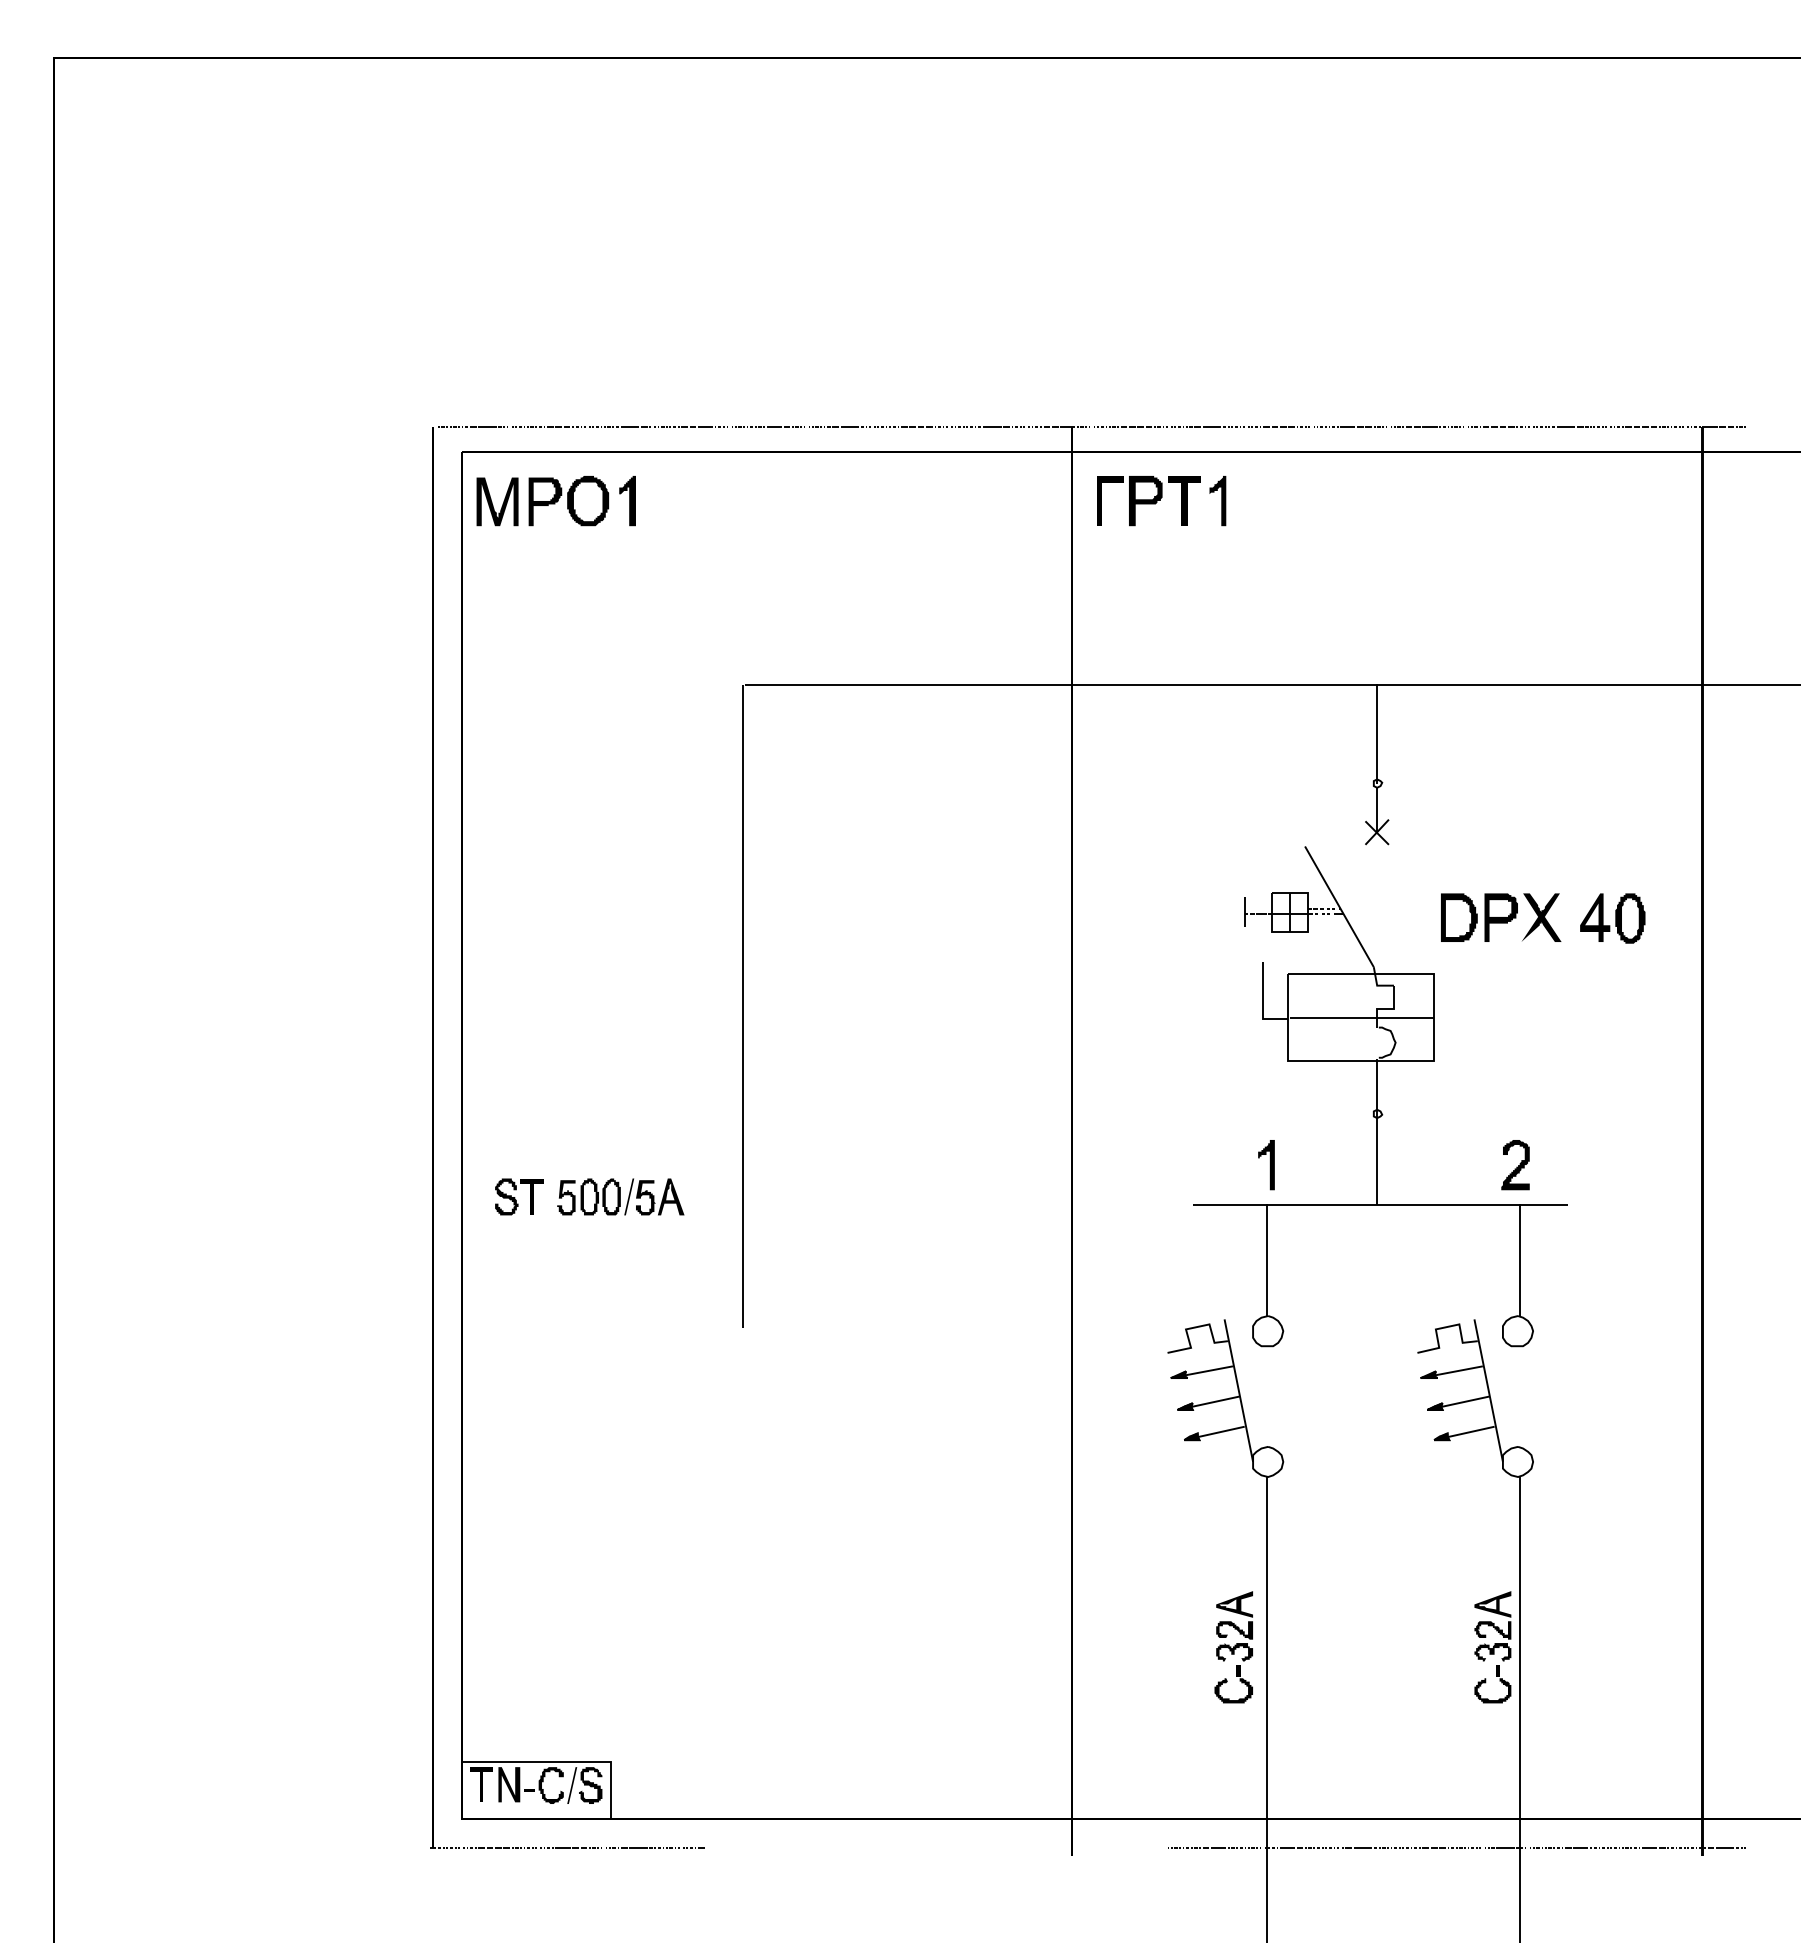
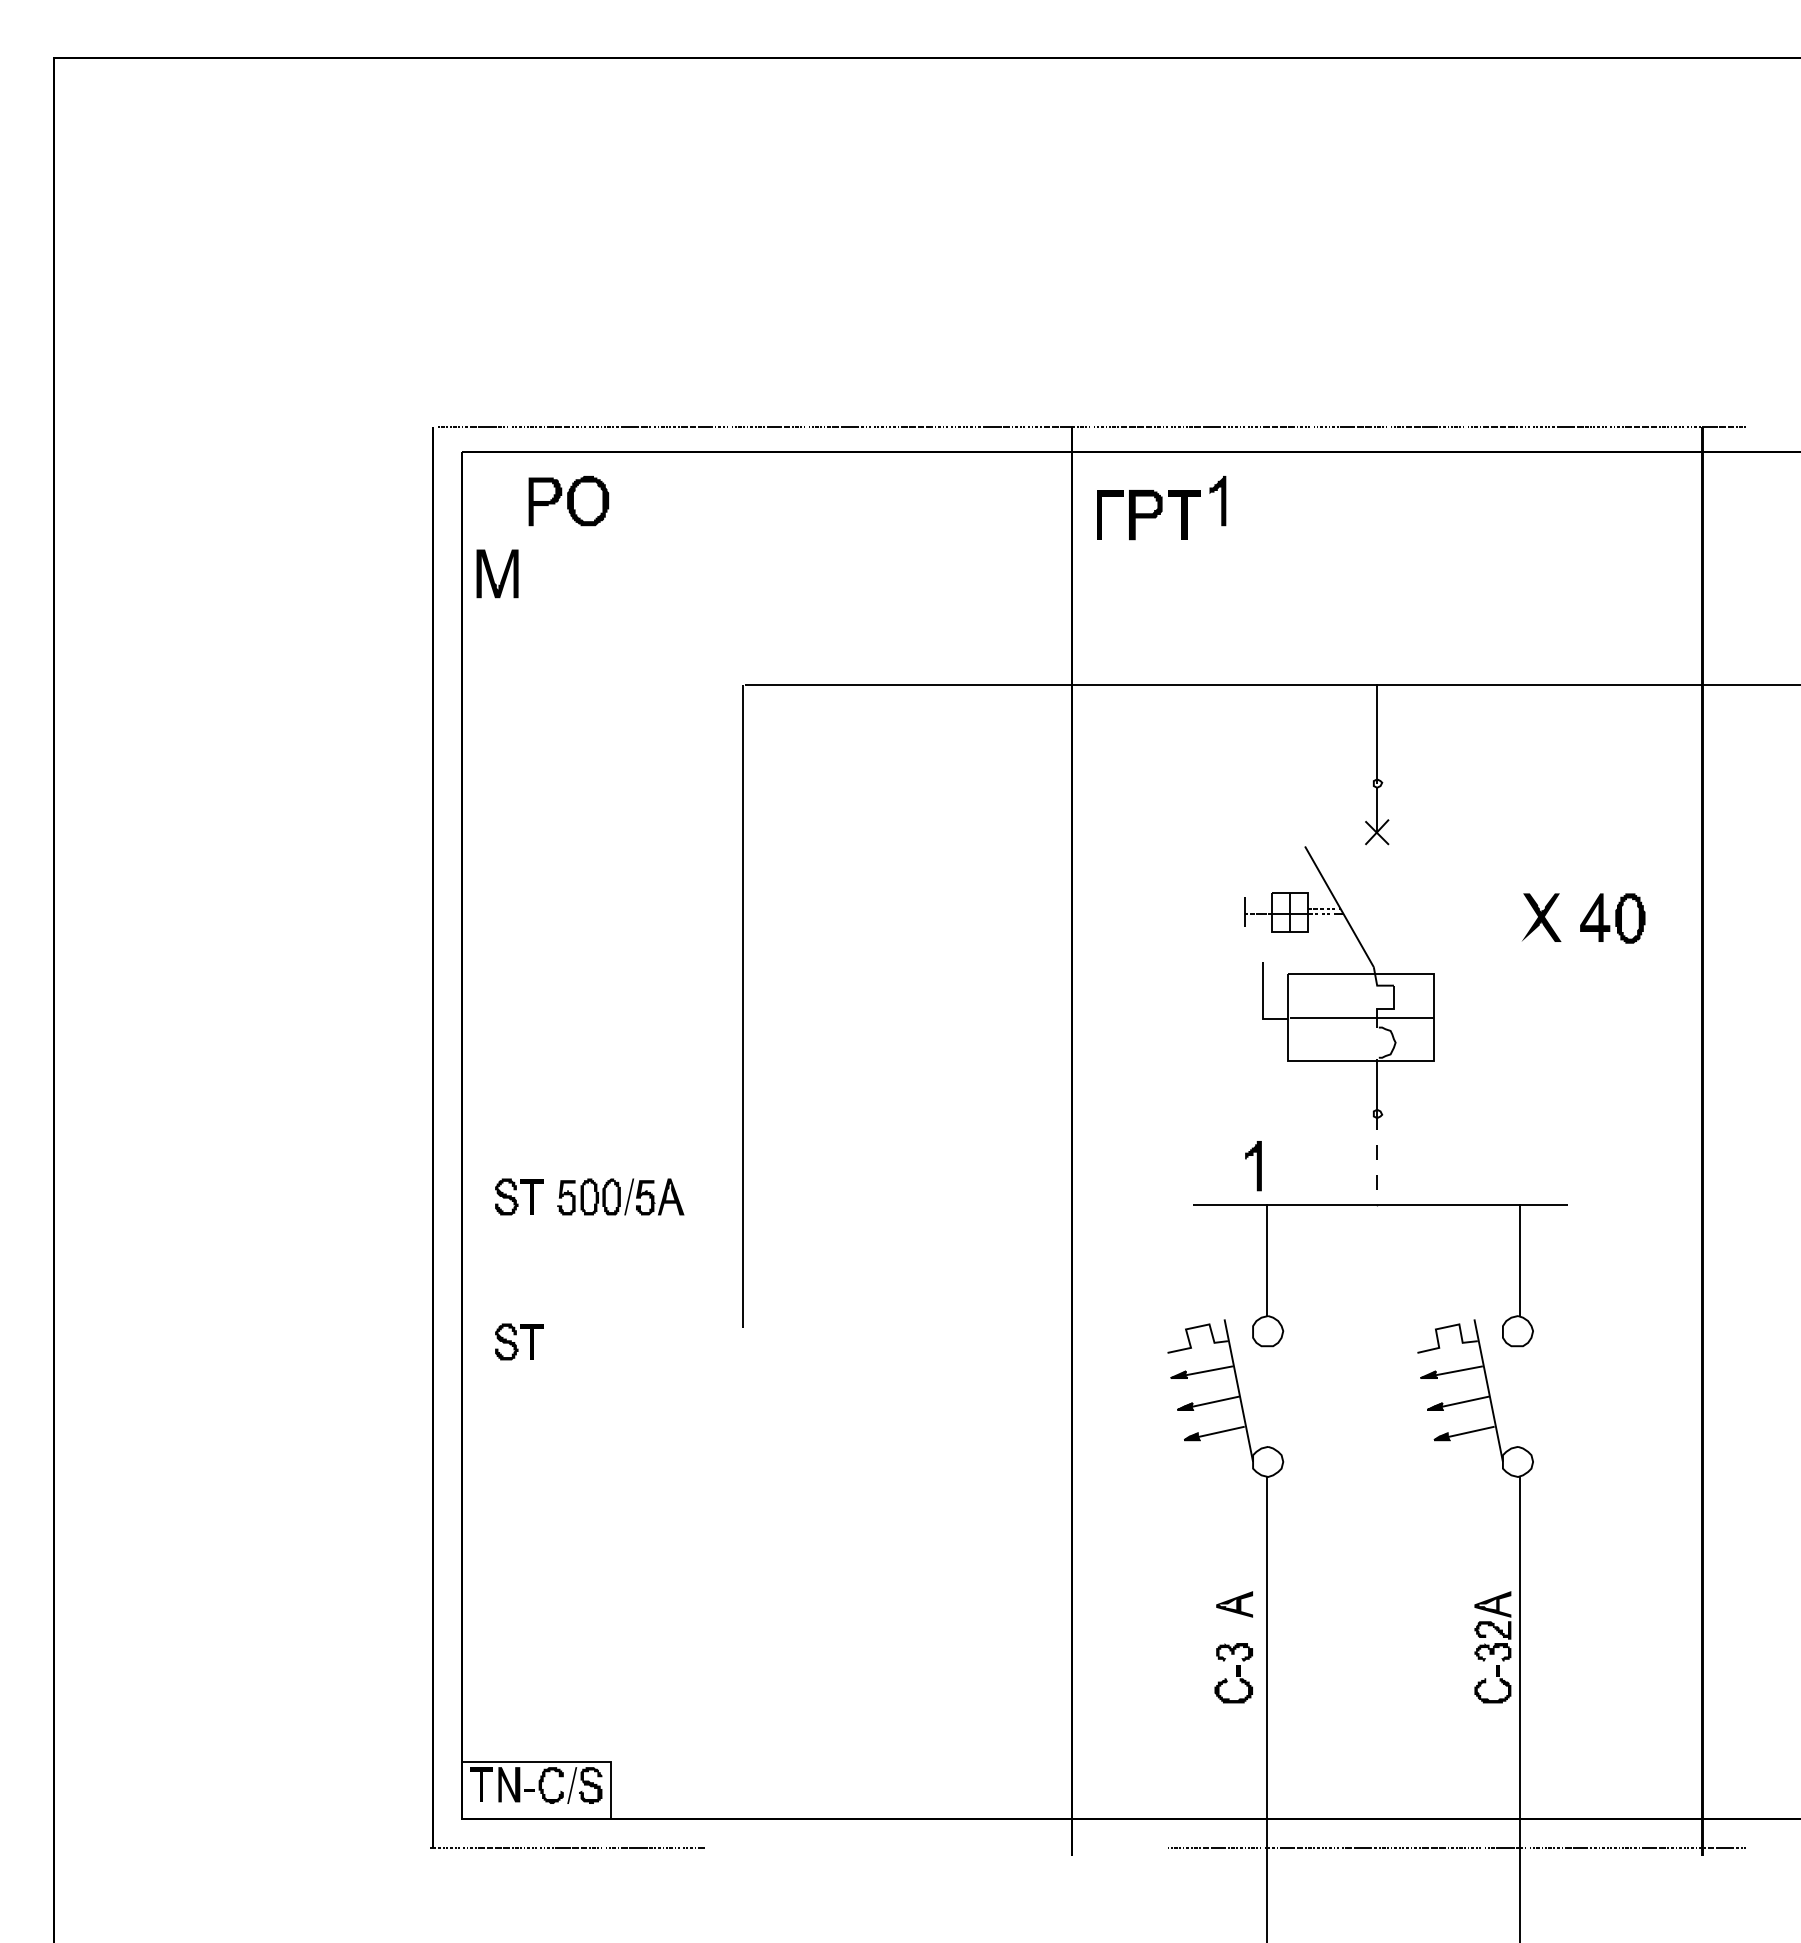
fill: present -> none (627, 500)
part position: (497, 501) -> (497, 573) (497, 573)
part position: (1148, 501) -> (1148, 515) (1148, 515)
part: present -> none (1479, 917)
line: solid -> dashed (1377, 1160)
part position: (1266, 1165) -> (1253, 1166) (1253, 1166)
part: present -> none (1515, 1165)
part: none -> present (519, 1341)
fill: present -> none (1234, 1630)
